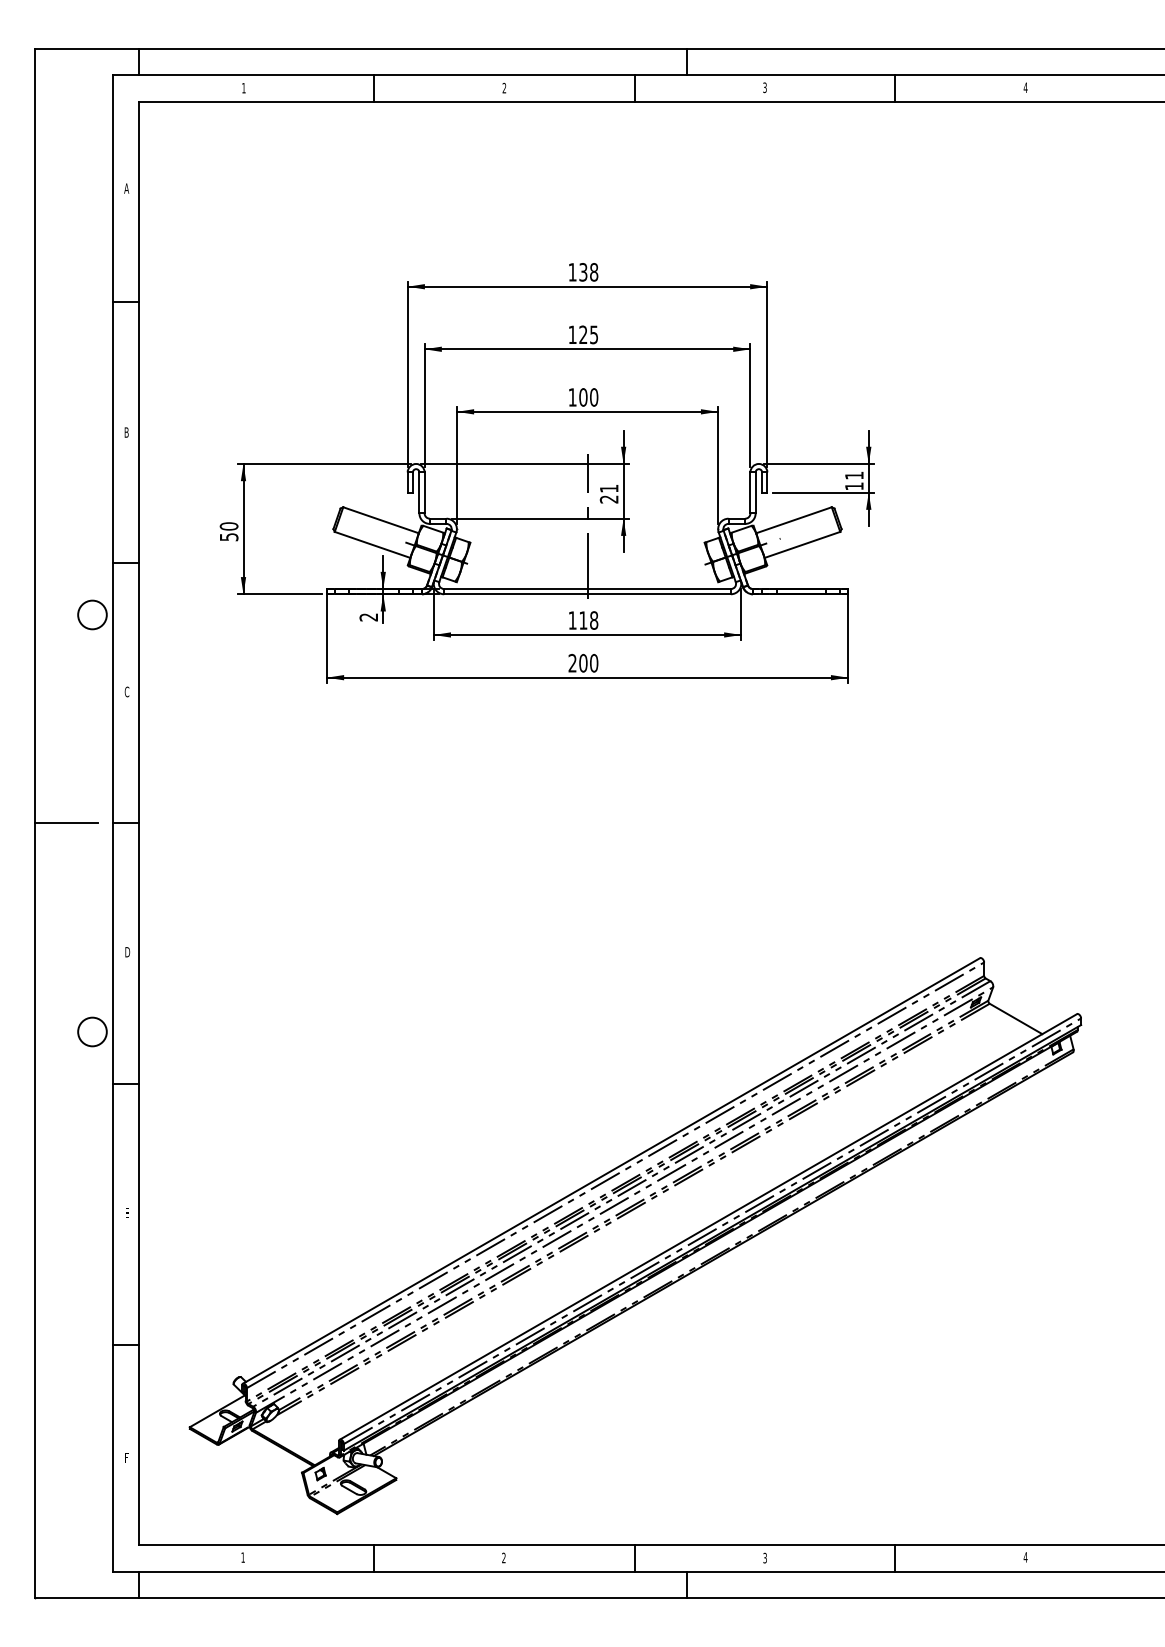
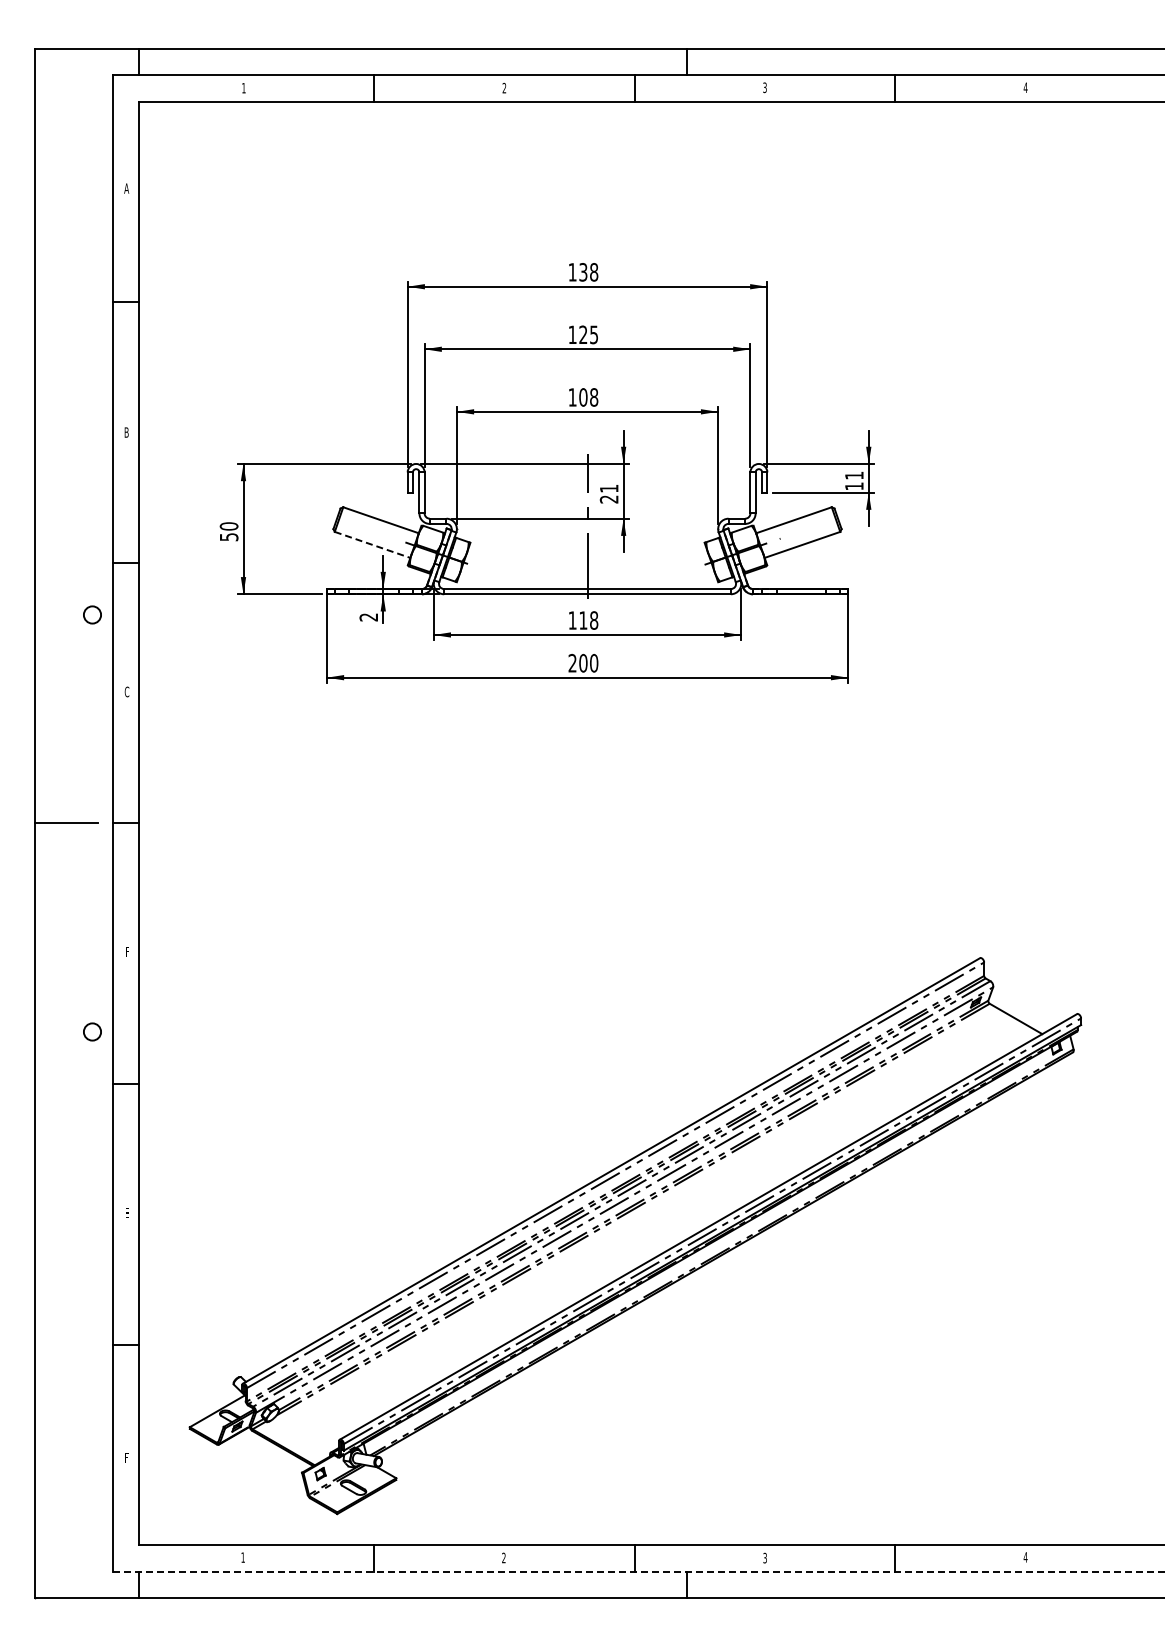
text: 100 -> 108 (594, 397)
line: solid -> dashed (372, 544)
circle diameter: 29 px -> 17 px (92, 614)
text: D -> F (127, 952)
circle diameter: 29 px -> 17 px (92, 1031)
line: solid -> dashed (639, 1571)
